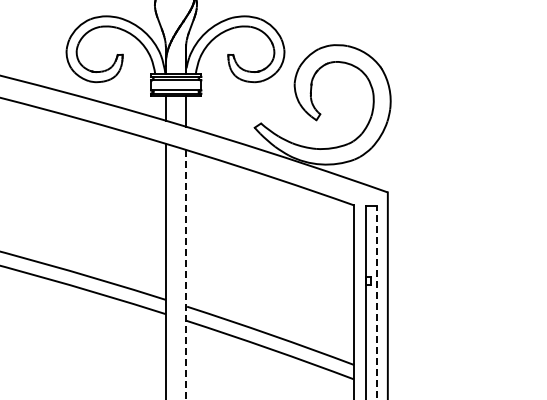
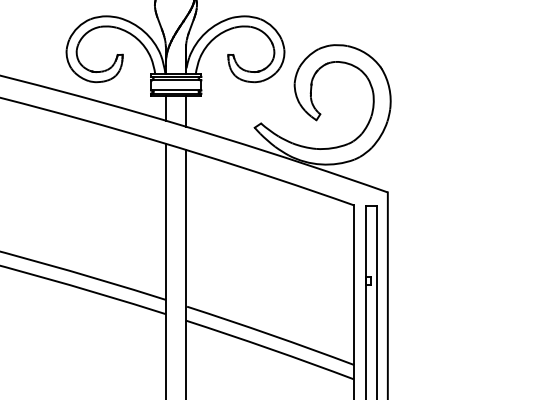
line: dashed -> solid (185, 274)
line: dashed -> solid (376, 302)
